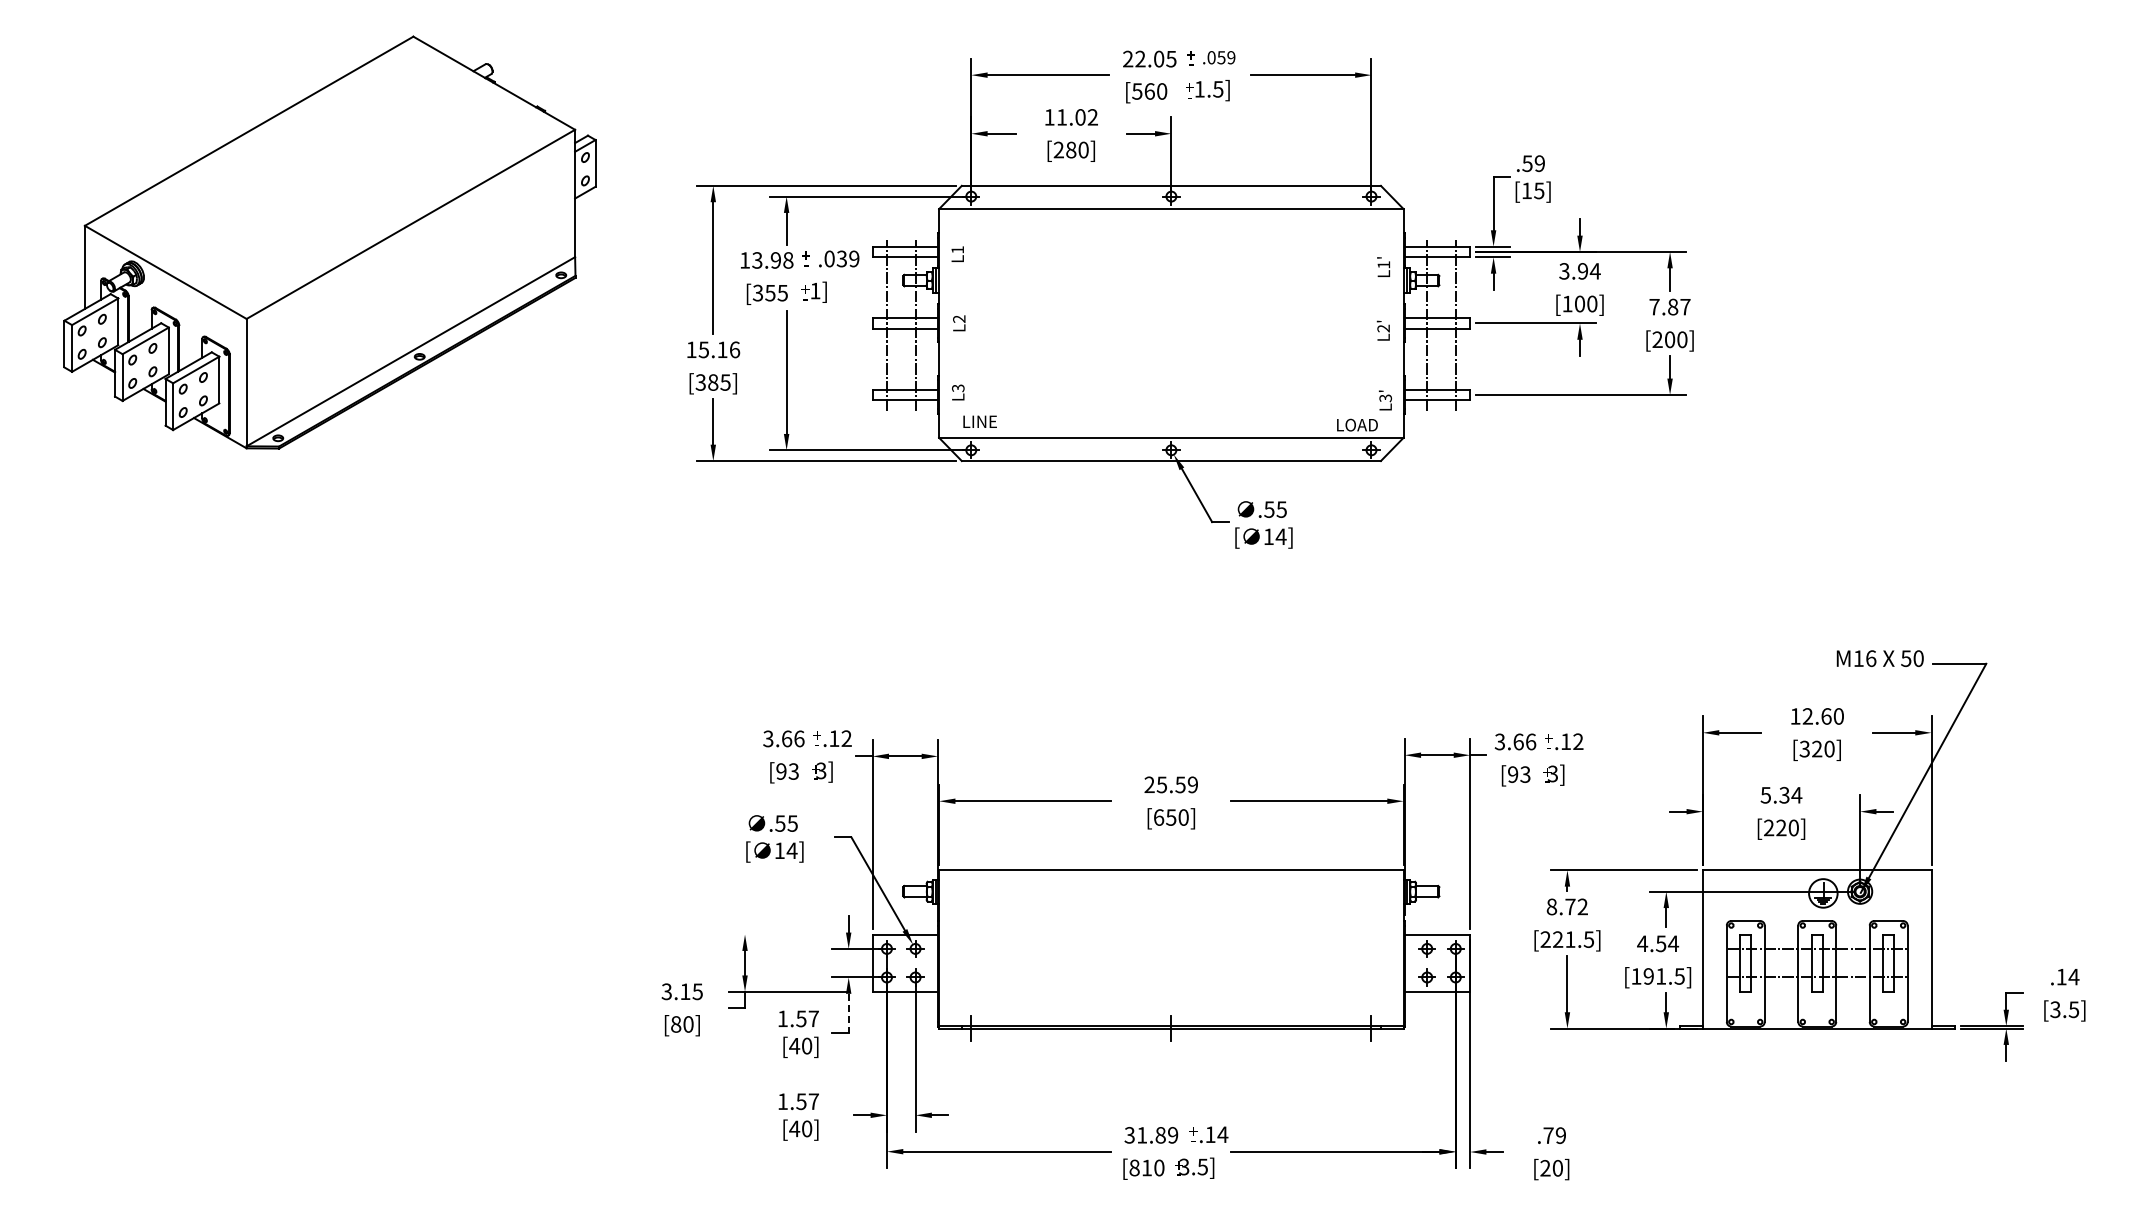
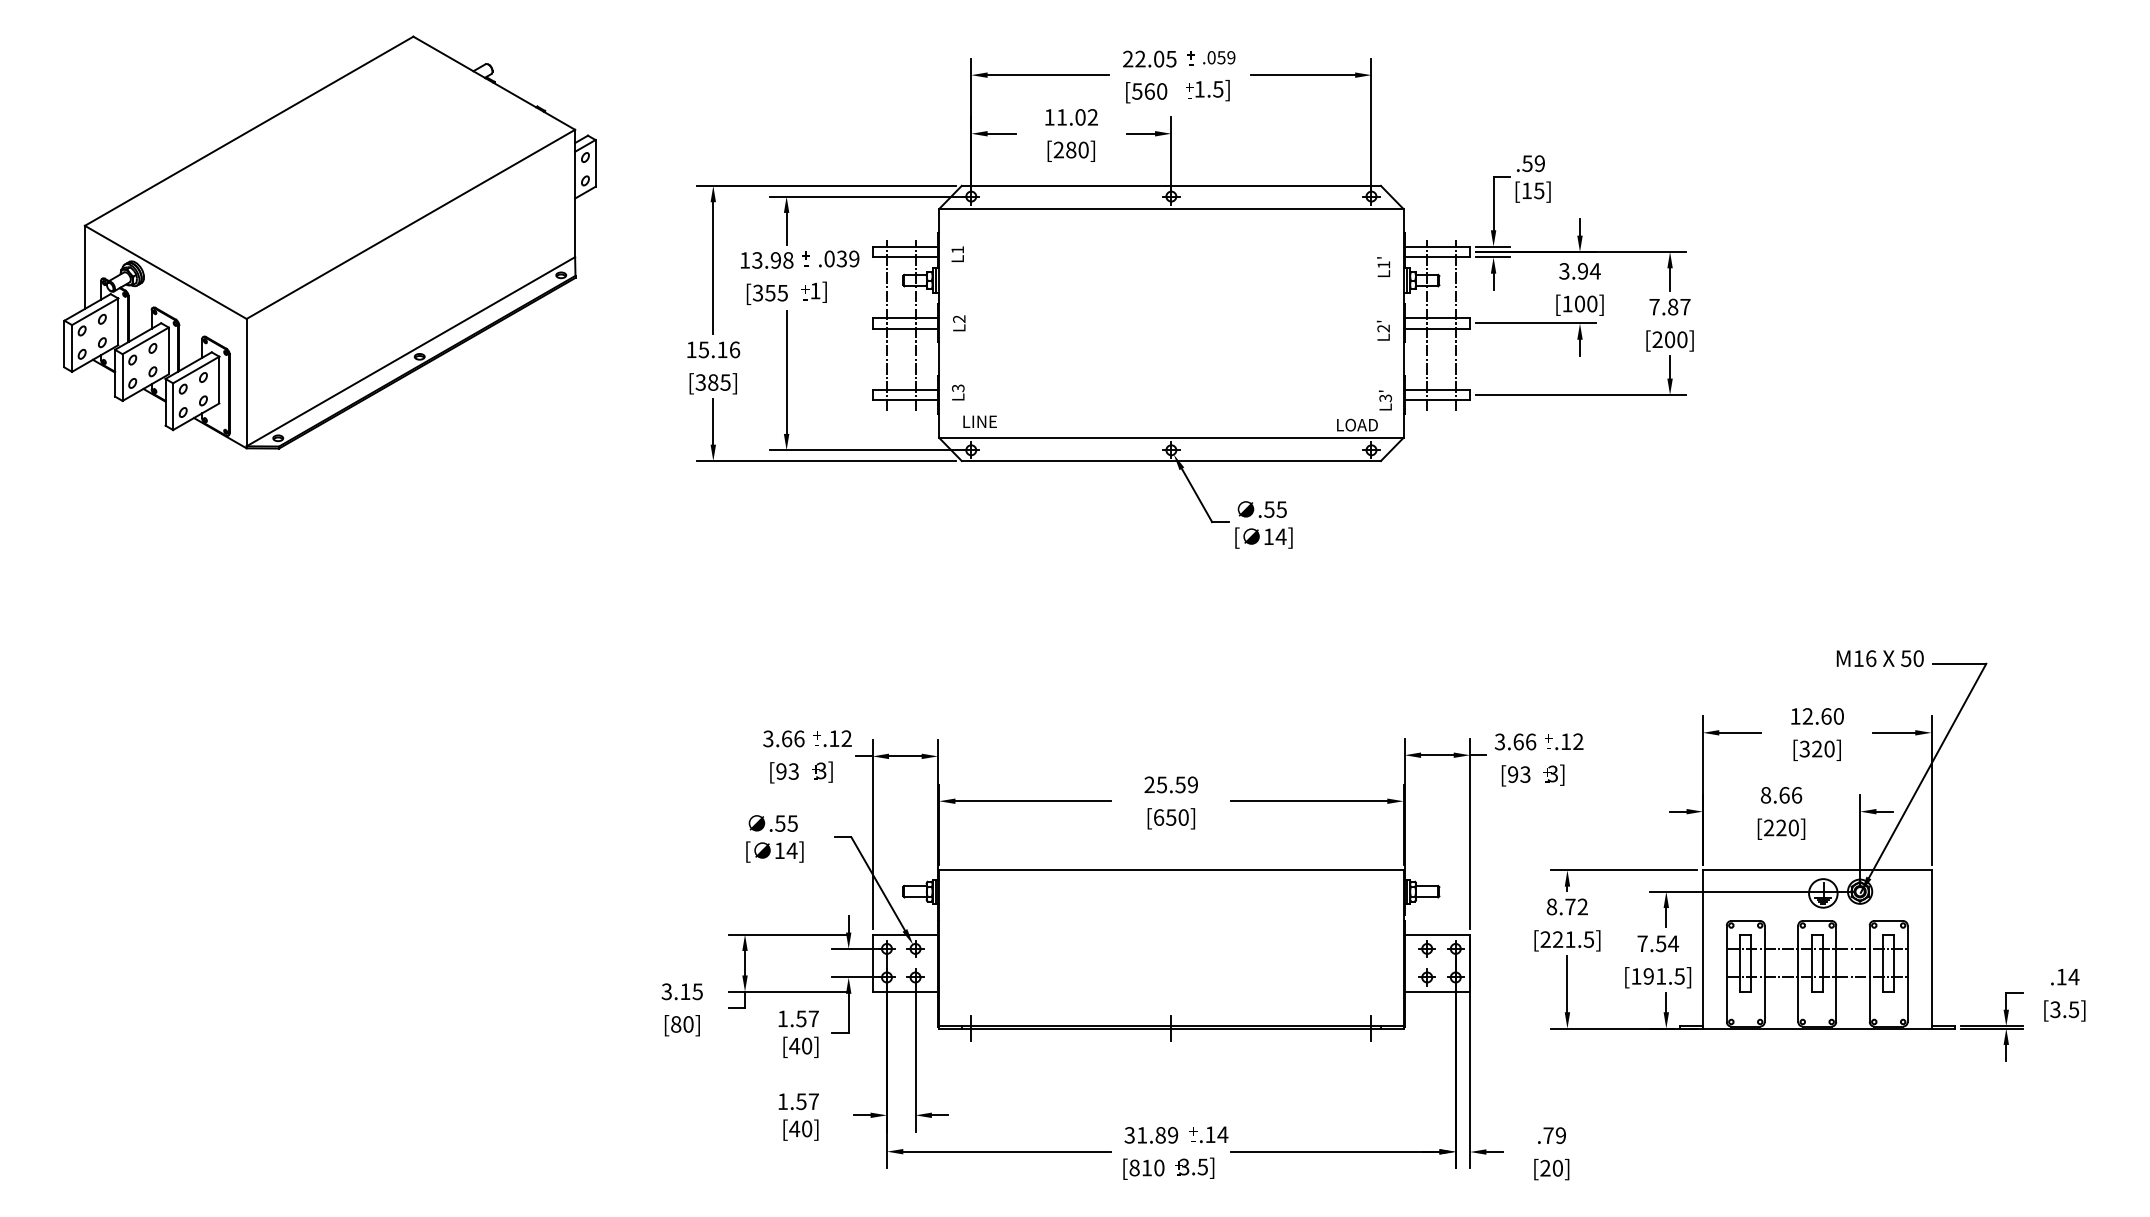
text: 5.34 -> 8.66 (1781, 795)
line: none -> present (787, 934)
text: 4.54 -> 7.54 (1642, 943)
line: dashed -> solid (848, 1013)
